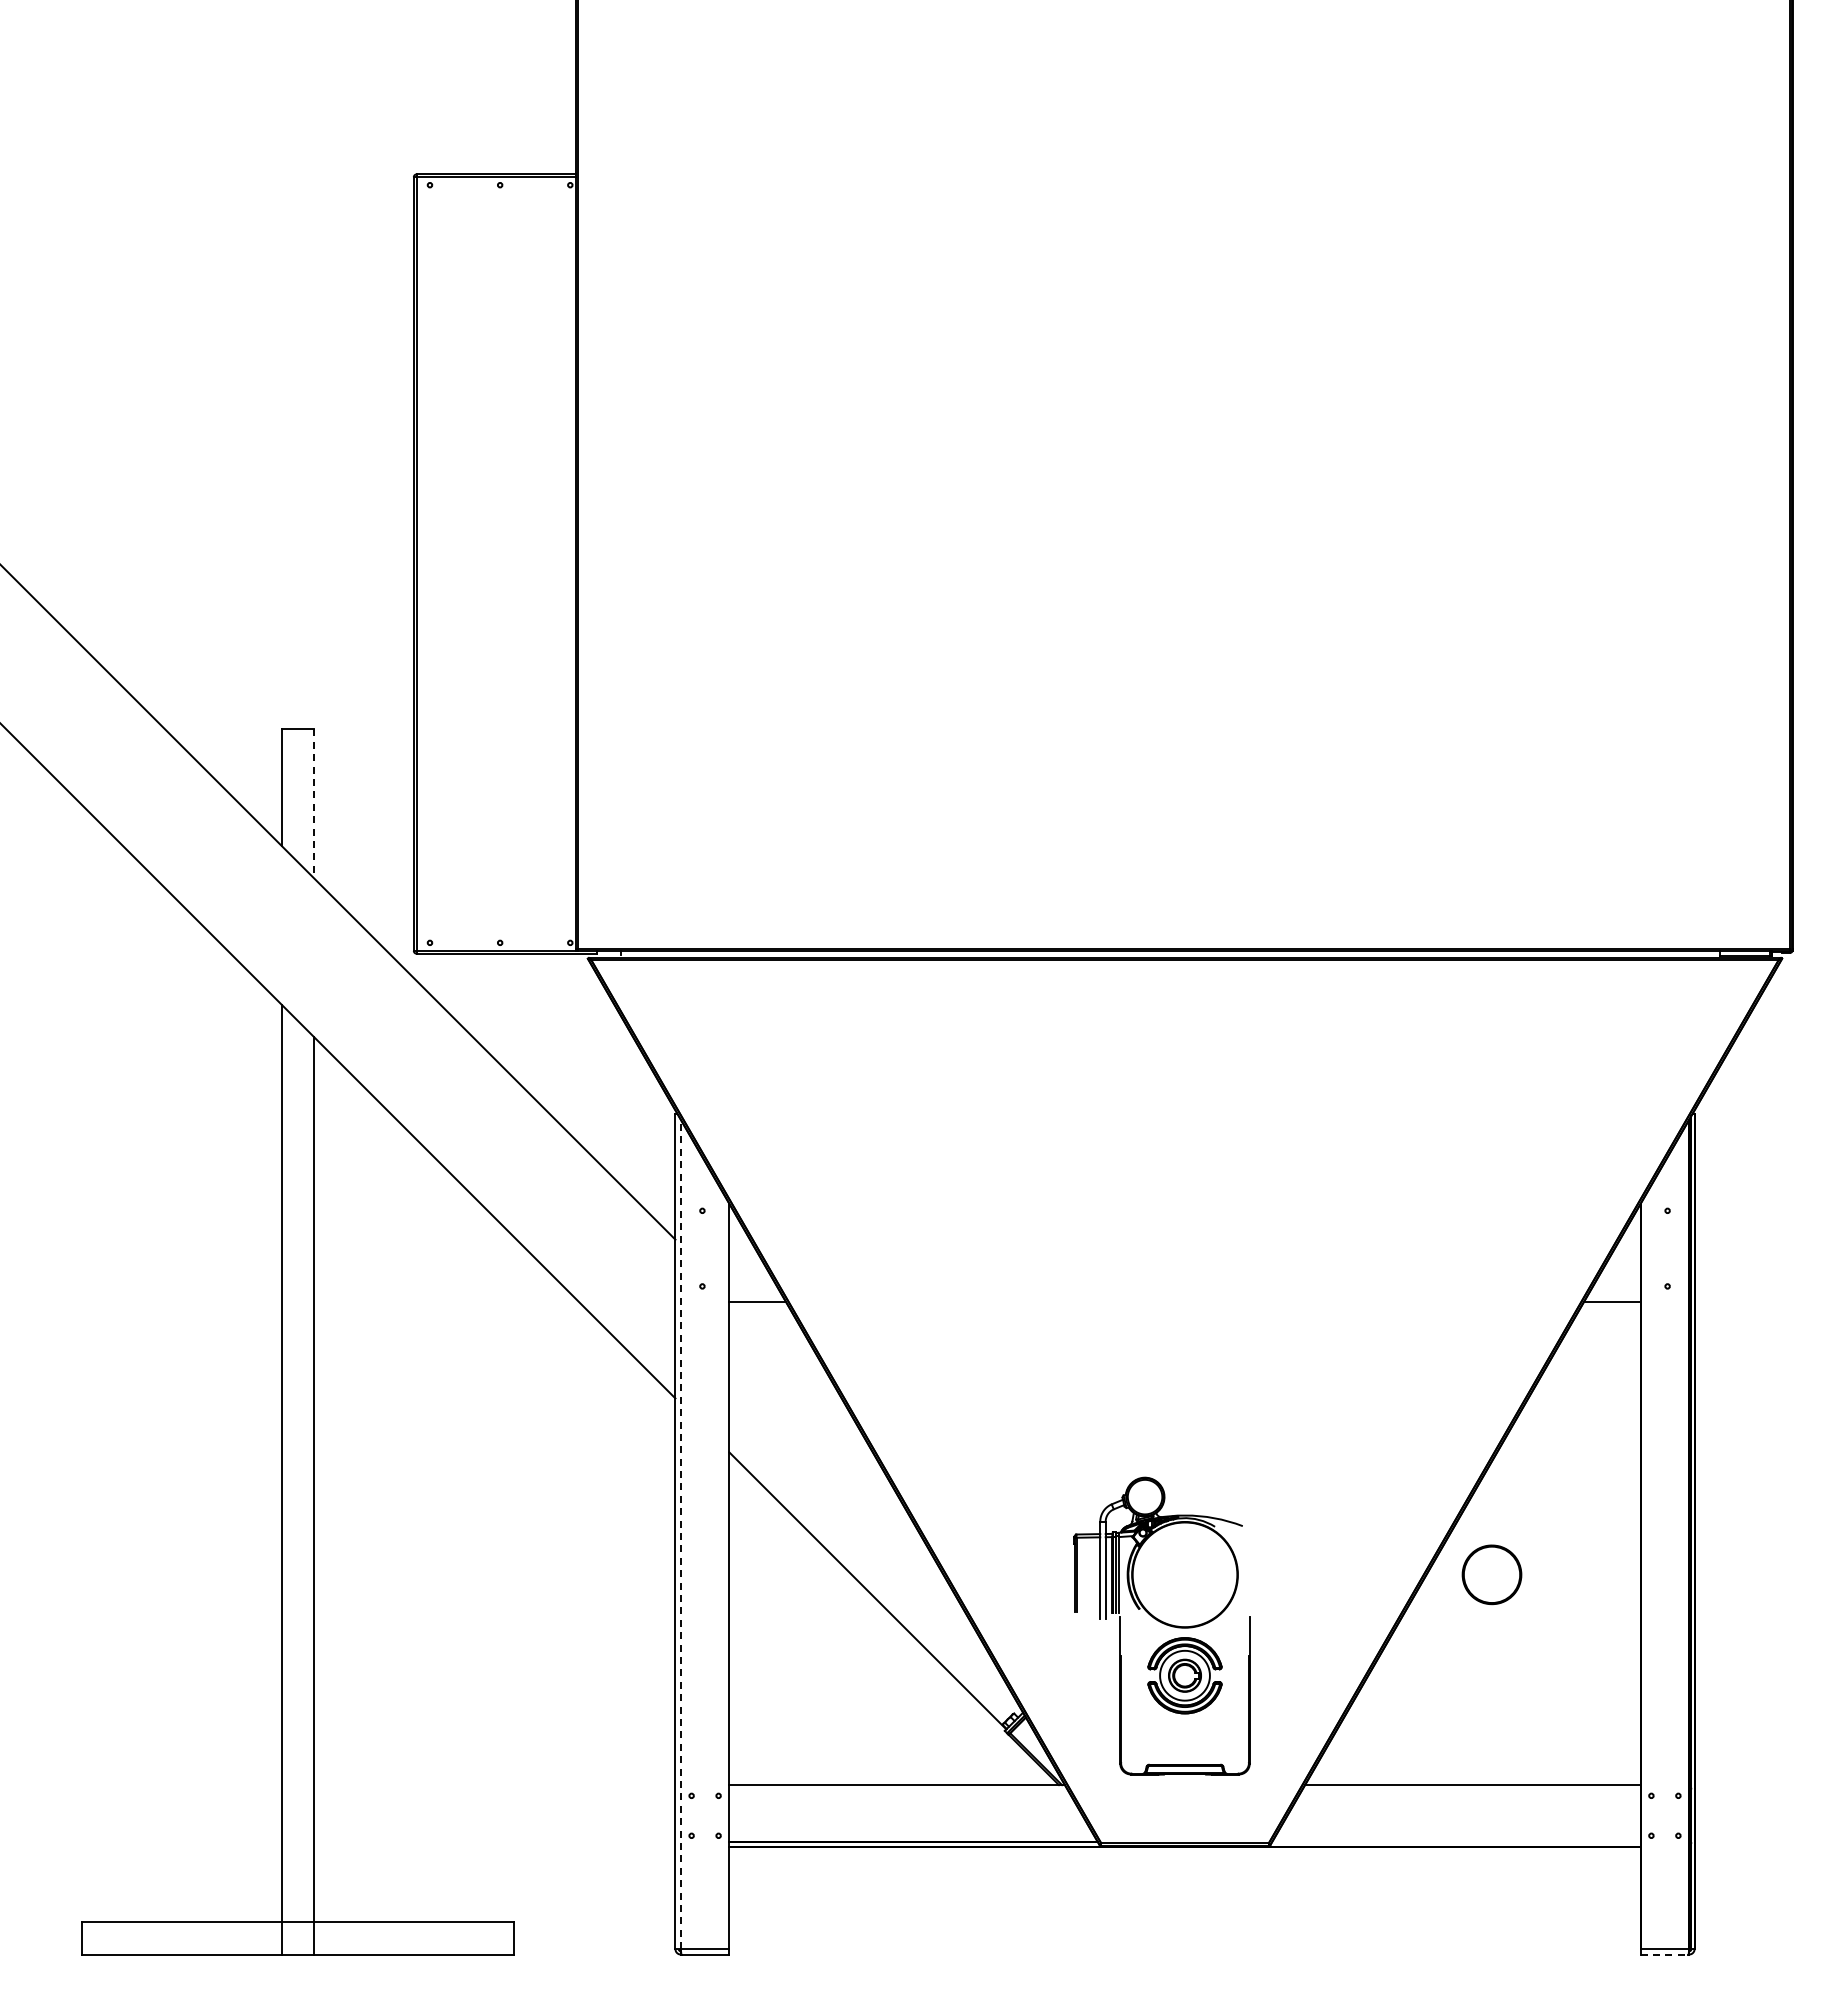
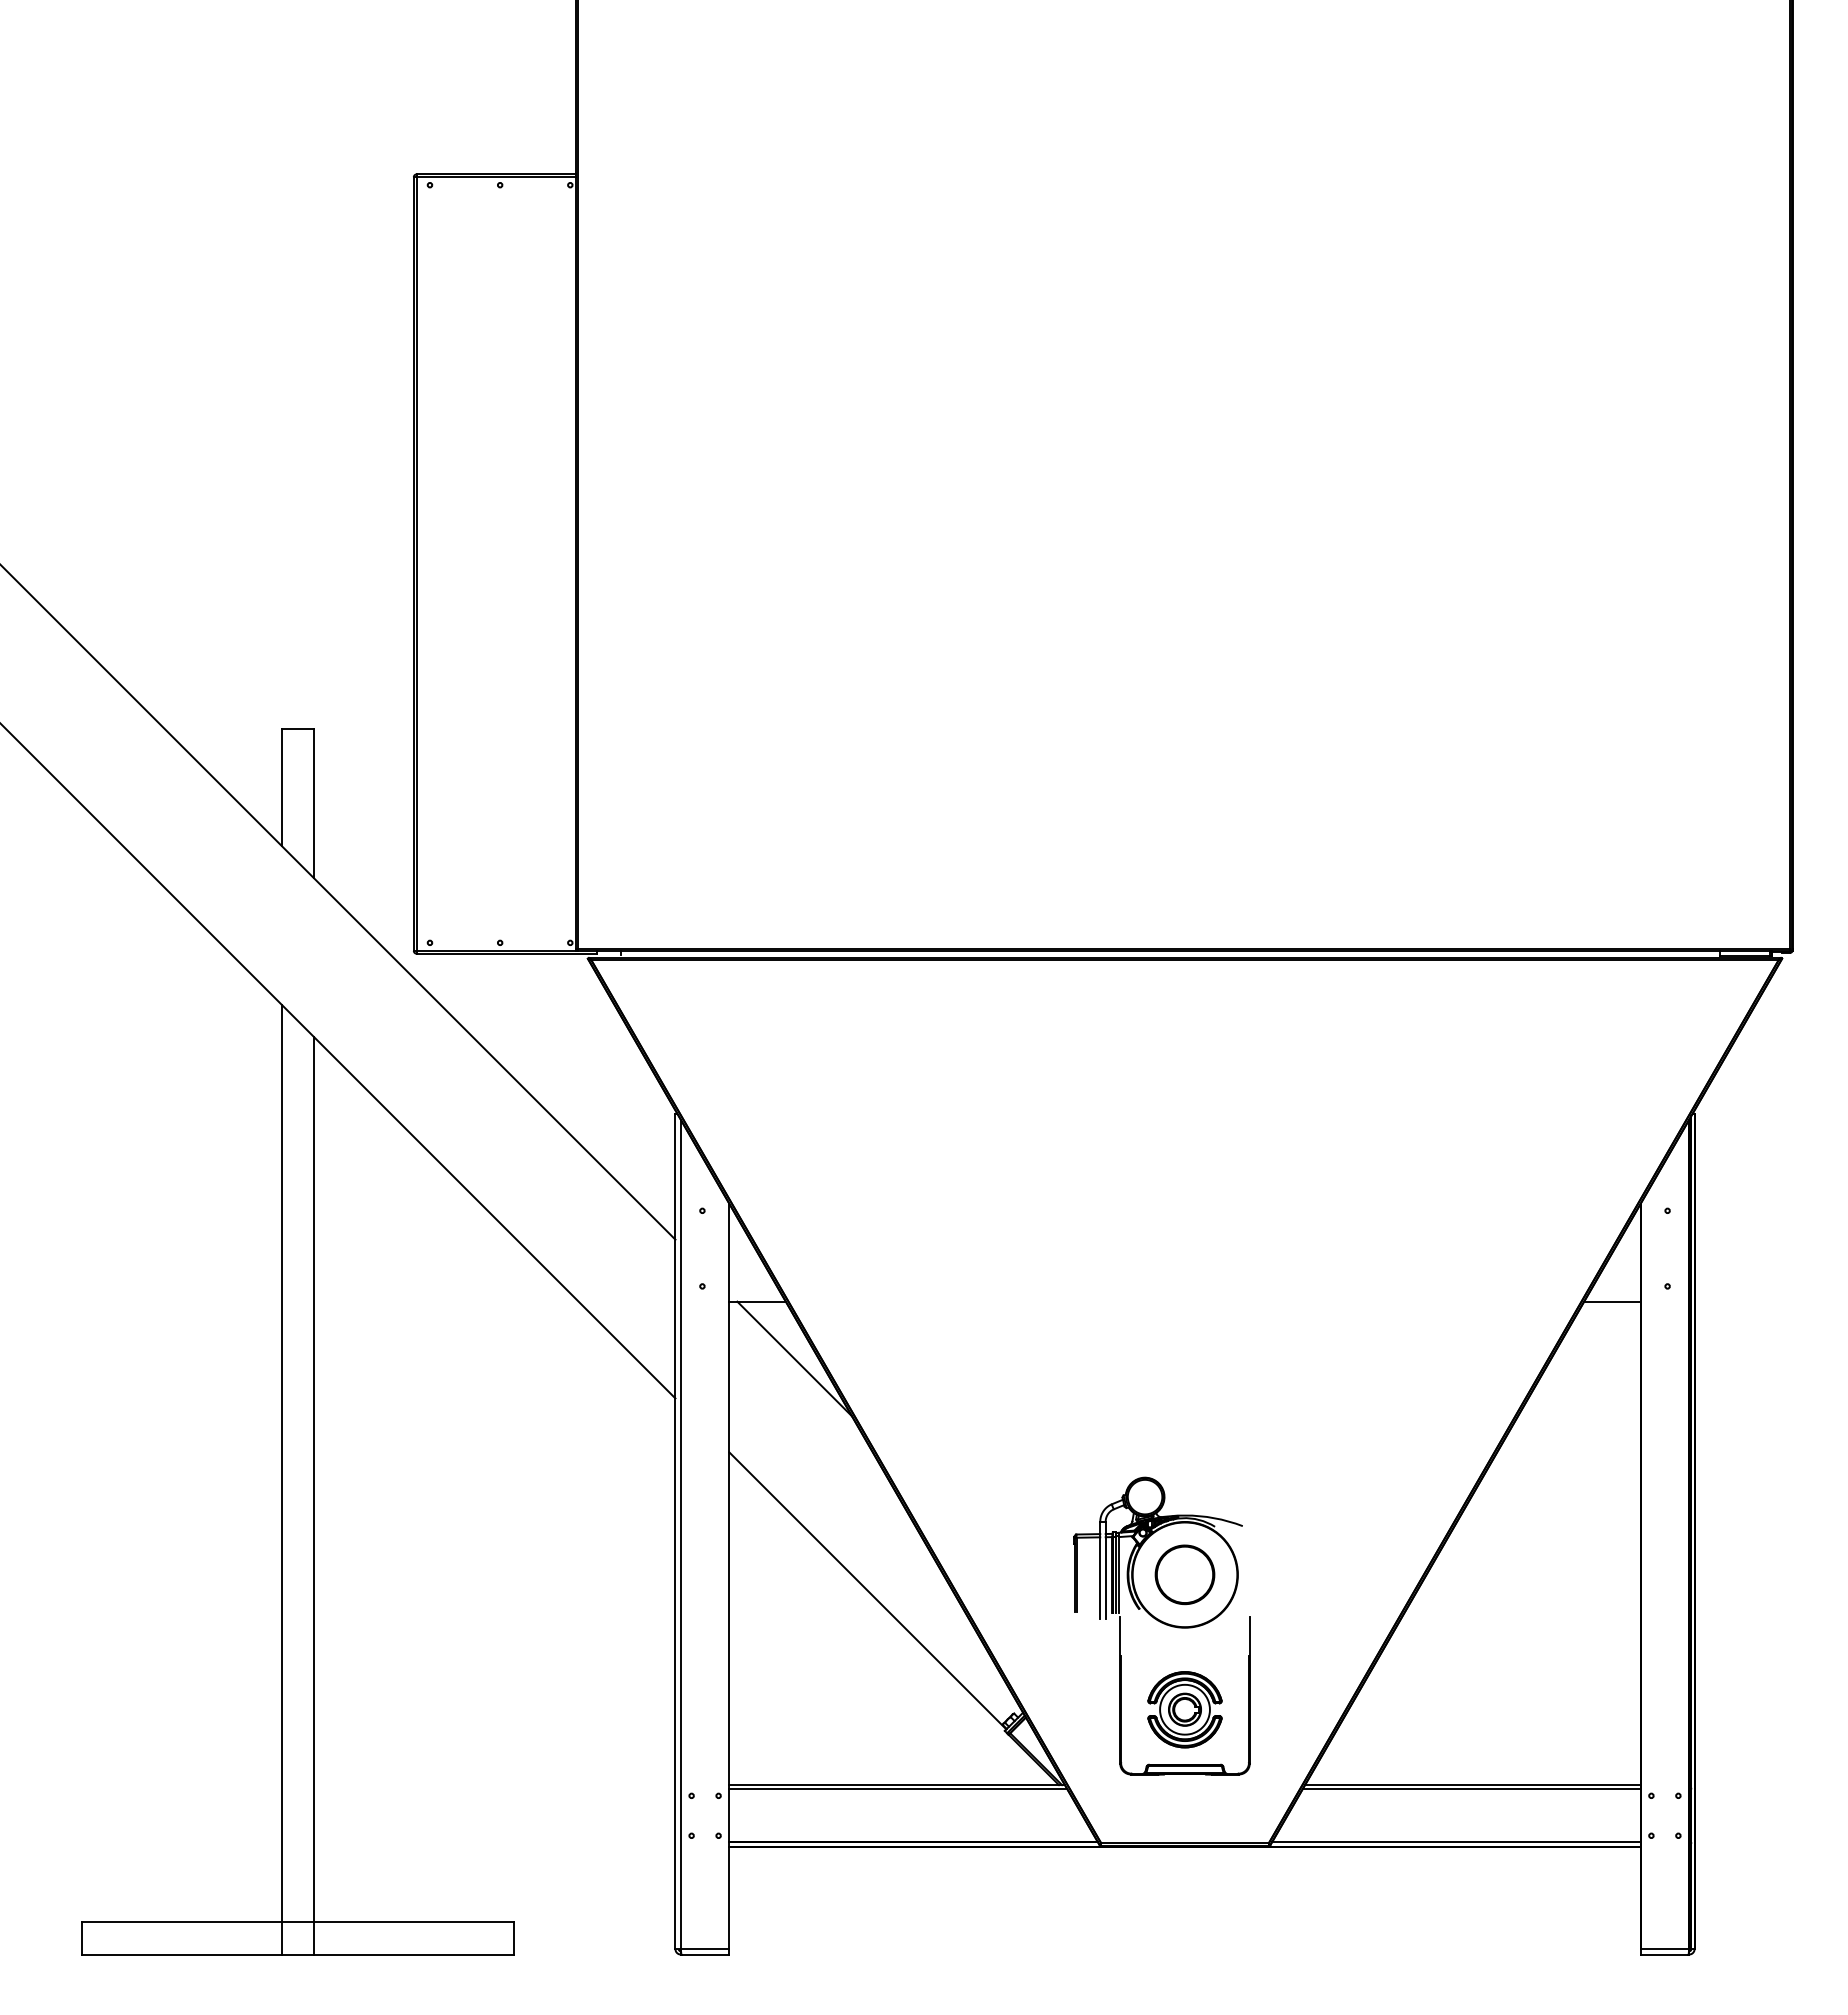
line: dashed -> solid (313, 804)
line: none -> present (794, 1358)
line: dashed -> solid (680, 1534)
part position: (1491, 1574) -> (1184, 1574) (1184, 1574)
part position: (1184, 1675) -> (1184, 1709) (1184, 1709)
line: none -> present (898, 1789)
line: none -> present (1471, 1789)
line: none -> present (1456, 1842)
line: dashed -> solid (1664, 1954)
